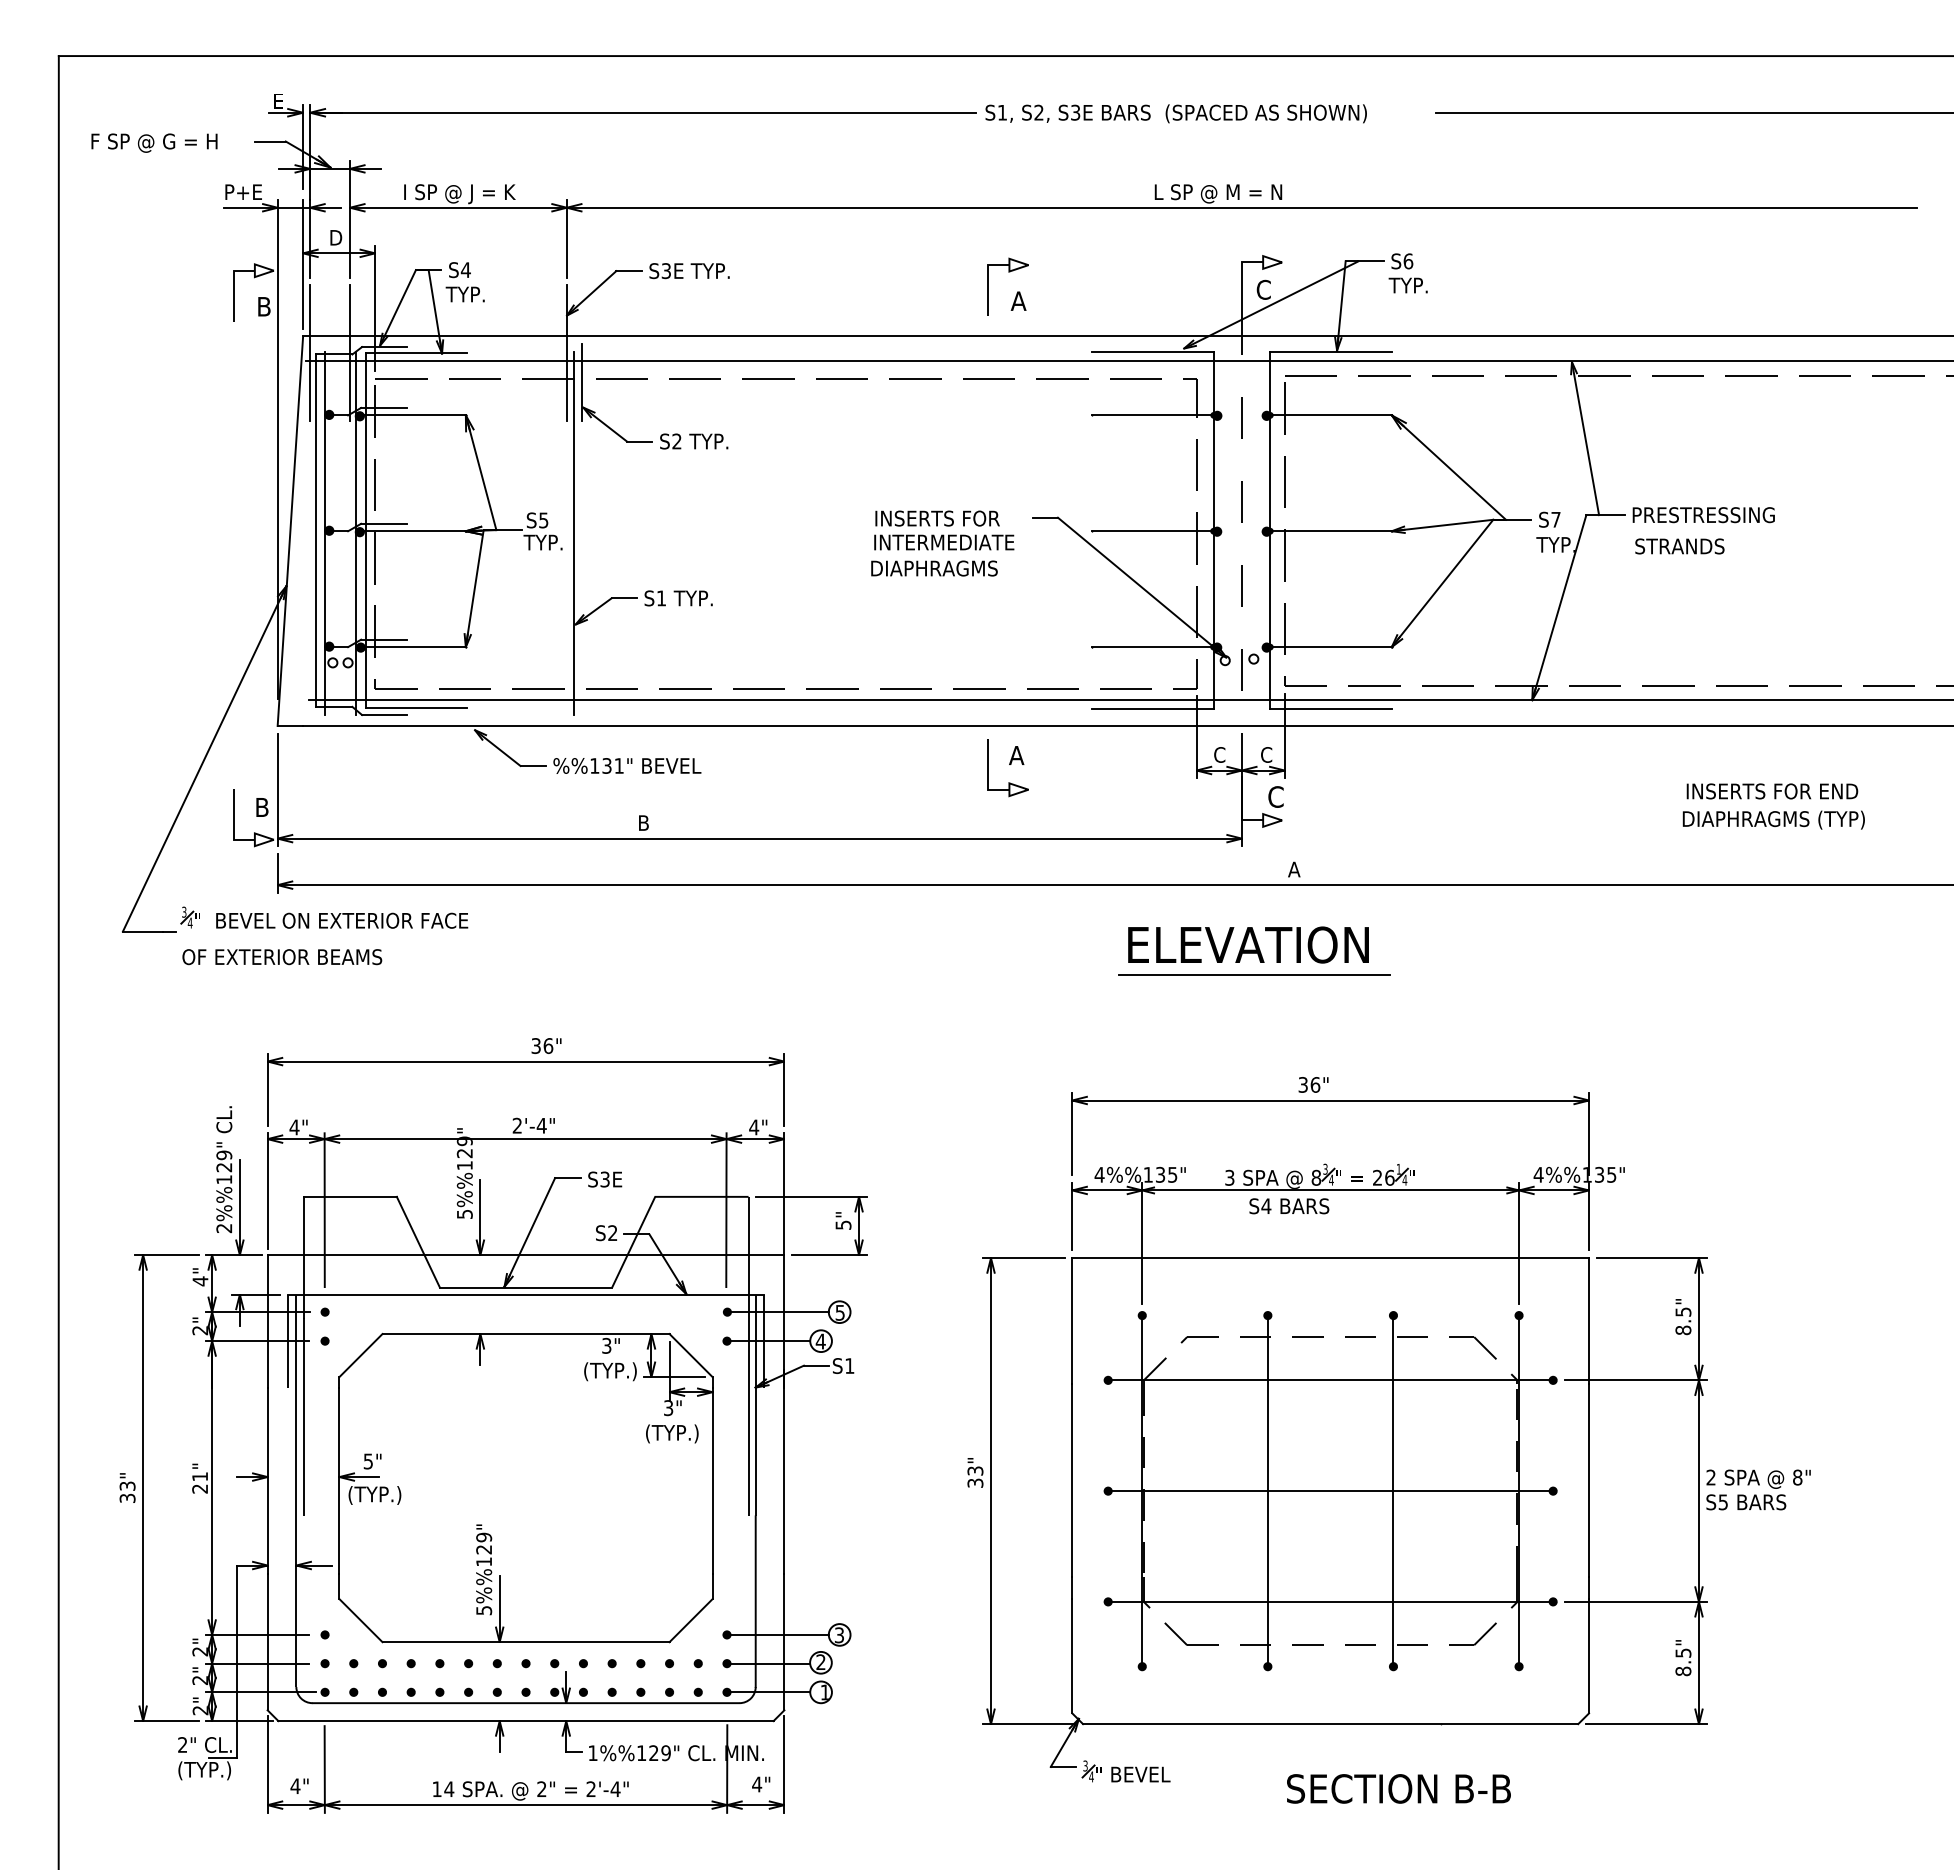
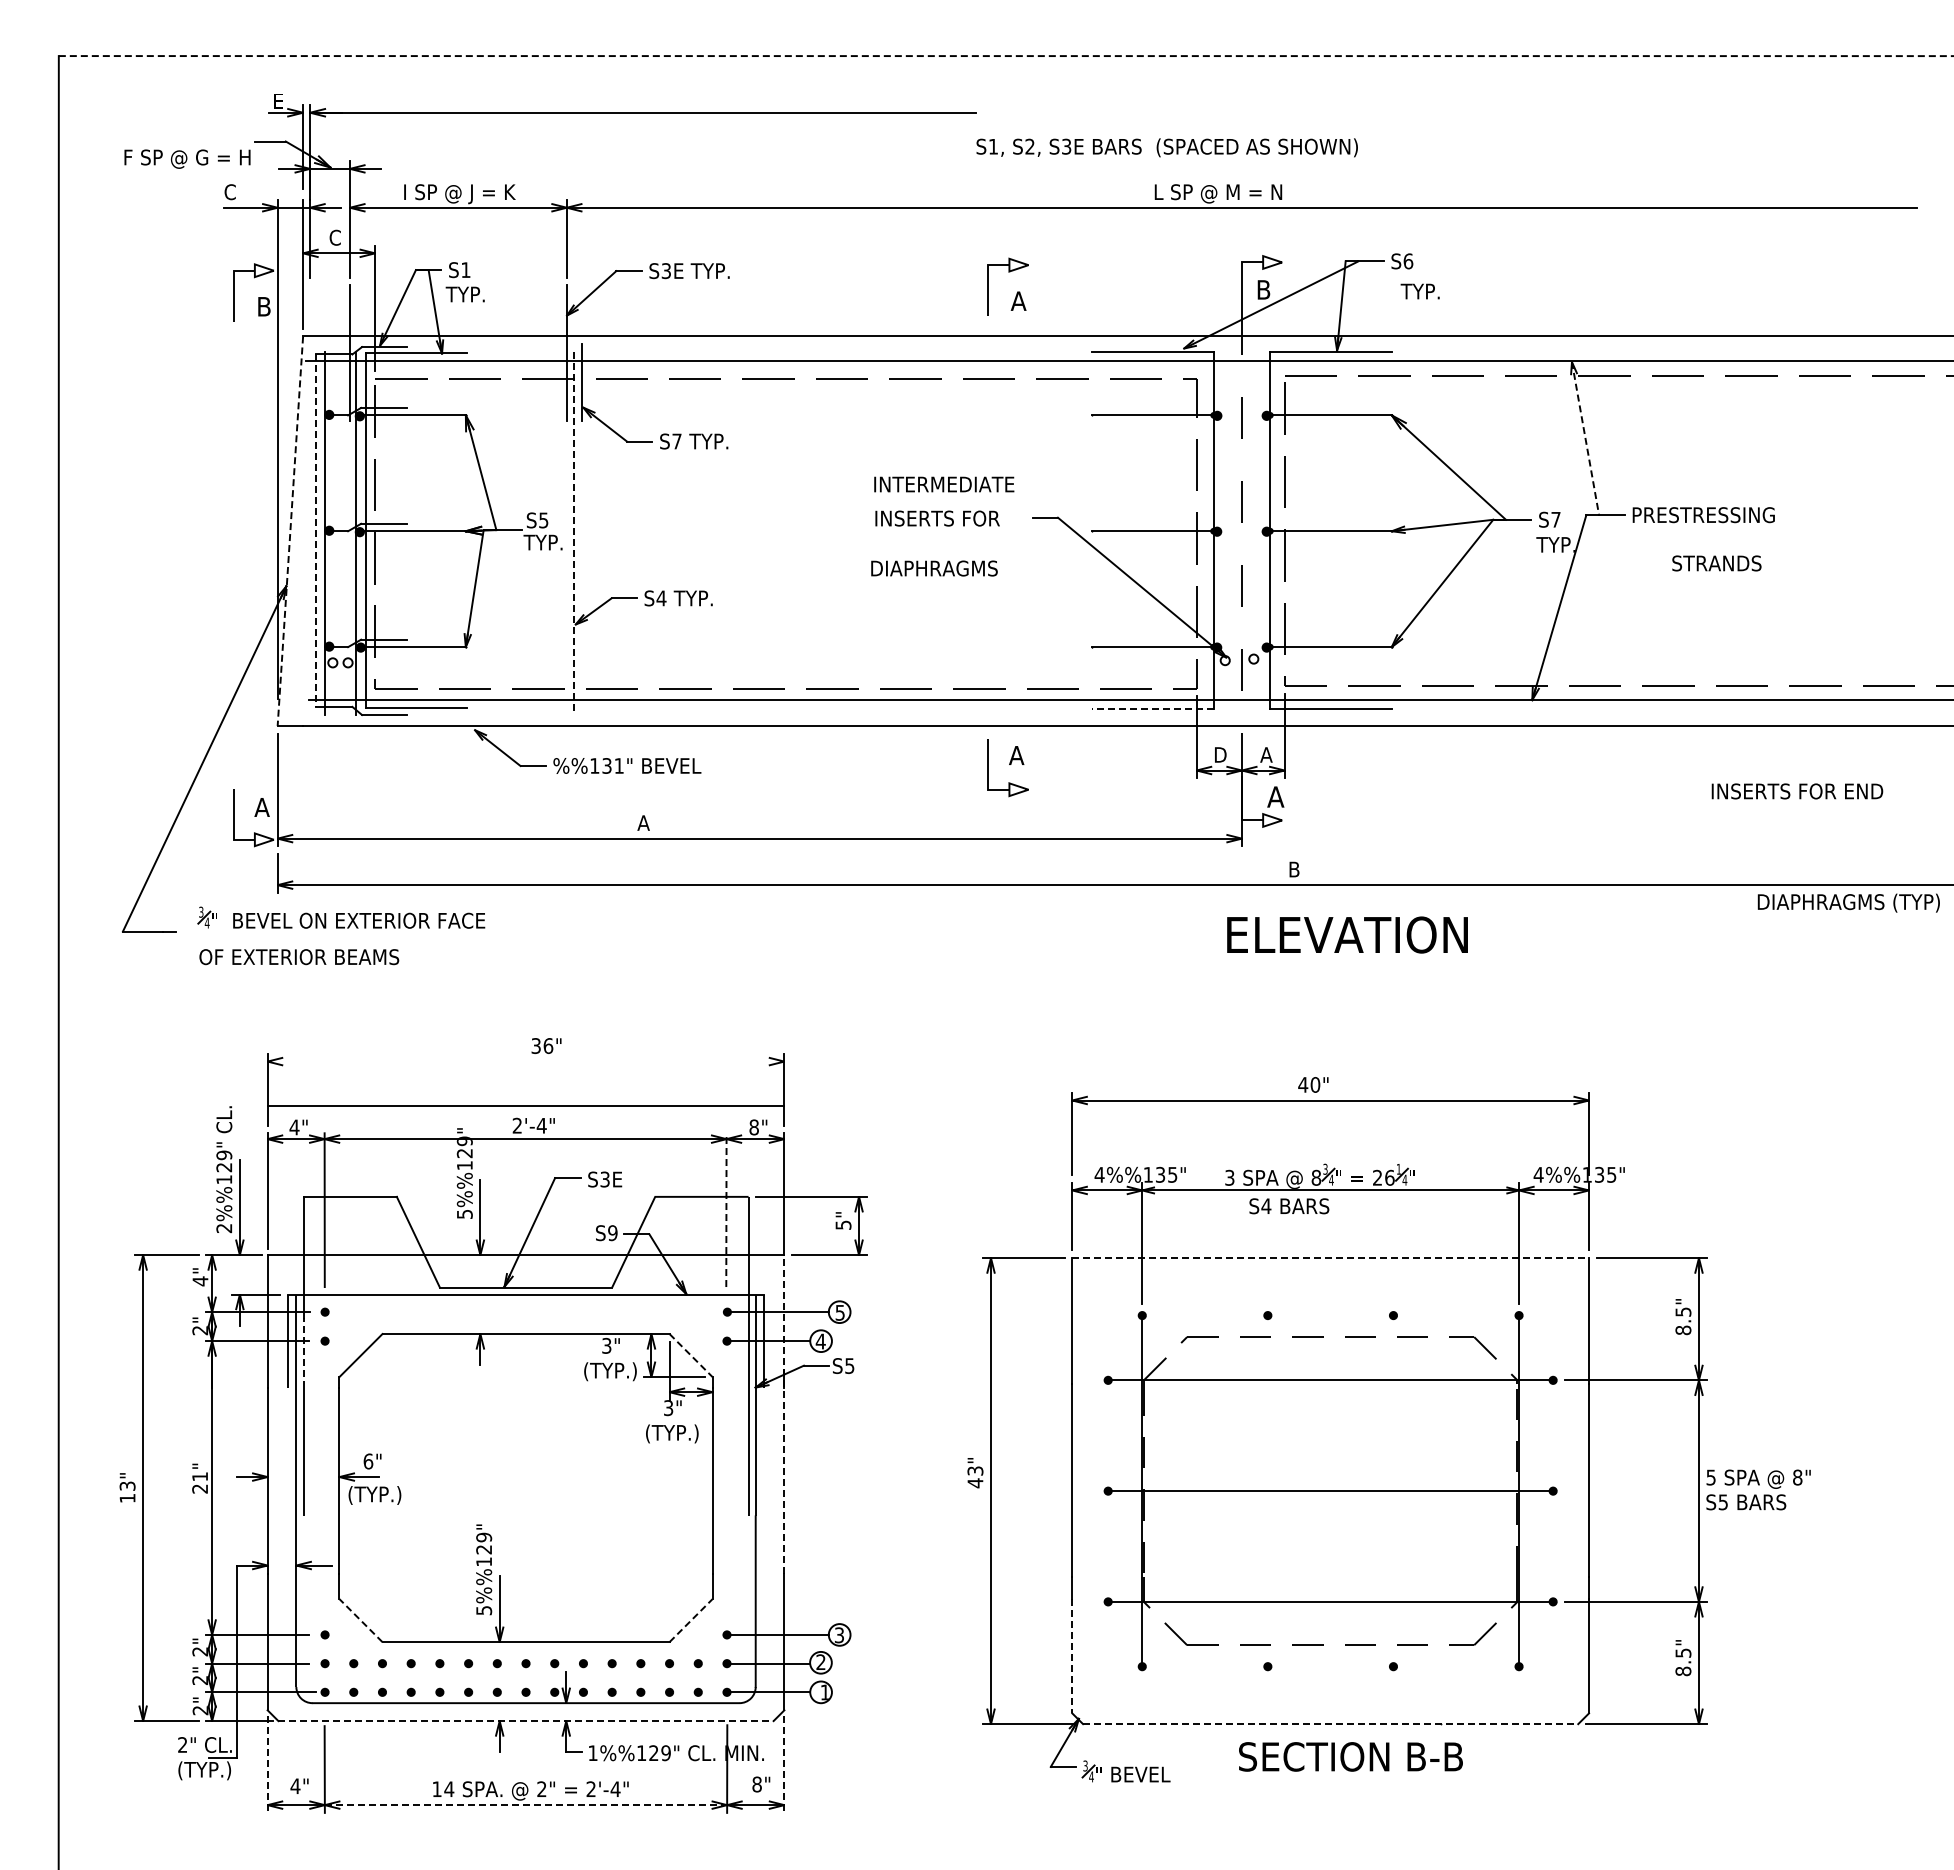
line: solid -> dashed (1006, 56)
line: present -> none (1693, 112)
text position: (1175, 113) -> (1166, 147) (1166, 147)
text position: (154, 142) -> (187, 158) (187, 158)
text: P+E -> C (242, 192)
text: D -> C (335, 237)
text: S4 -> S1 (465, 269)
text position: (1407, 285) -> (1419, 291) (1419, 291)
text: C -> B (1263, 289)
line: present -> none (310, 352)
line: solid -> dashed (1585, 438)
text: S2 -> S7 (676, 441)
line: solid -> dashed (290, 531)
line: solid -> dashed (316, 531)
line: solid -> dashed (574, 534)
text position: (944, 542) -> (944, 484) (944, 484)
text position: (1679, 546) -> (1716, 563) (1716, 563)
text: S1 -> S4 (661, 598)
line: solid -> dashed (1152, 709)
text: C -> D (1220, 754)
text: C -> A (1266, 754)
text position: (1772, 791) -> (1797, 791) (1797, 791)
text: C -> A (1275, 796)
text: B -> A (261, 807)
text position: (1773, 819) -> (1848, 902) (1848, 902)
text: B -> A (643, 822)
text: A -> B (1294, 869)
part position: (324, 928) -> (341, 928) (341, 928)
text position: (1248, 944) -> (1347, 934) (1347, 934)
line: present -> none (1254, 975)
line position: (525, 1061) -> (525, 1105) (525, 1105)
text: 36" -> 40" (1309, 1084)
text: 4" -> 8" (754, 1127)
line: solid -> dashed (726, 1210)
text: S2 -> S9 (612, 1233)
line: solid -> dashed (1331, 1258)
line: solid -> dashed (303, 1352)
line: solid -> dashed (691, 1355)
text: S1 -> S5 (849, 1366)
line: solid -> dashed (784, 1414)
text: 5" -> 6" (368, 1461)
text: 2 -> 5 (1710, 1477)
text: 33" -> 43" (975, 1483)
line: present -> none (1267, 1490)
line: present -> none (1393, 1490)
text: 33" -> 13" (127, 1497)
line: solid -> dashed (360, 1620)
line: solid -> dashed (691, 1620)
line: solid -> dashed (1072, 1656)
line: solid -> dashed (526, 1721)
line: solid -> dashed (1330, 1724)
line: solid -> dashed (267, 1765)
line: solid -> dashed (784, 1765)
text: 4" -> 8" (757, 1784)
text position: (1398, 1788) -> (1350, 1756) (1350, 1756)
line: solid -> dashed (526, 1805)
